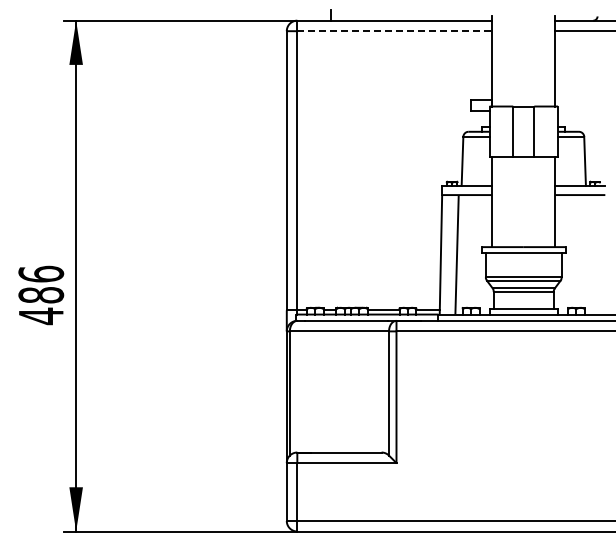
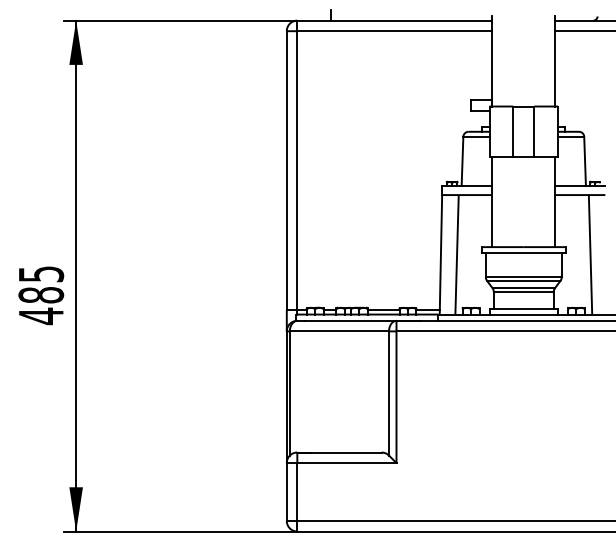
line: dashed -> solid (395, 31)
line: none -> present (590, 254)
text: 486 -> 485 (41, 273)
